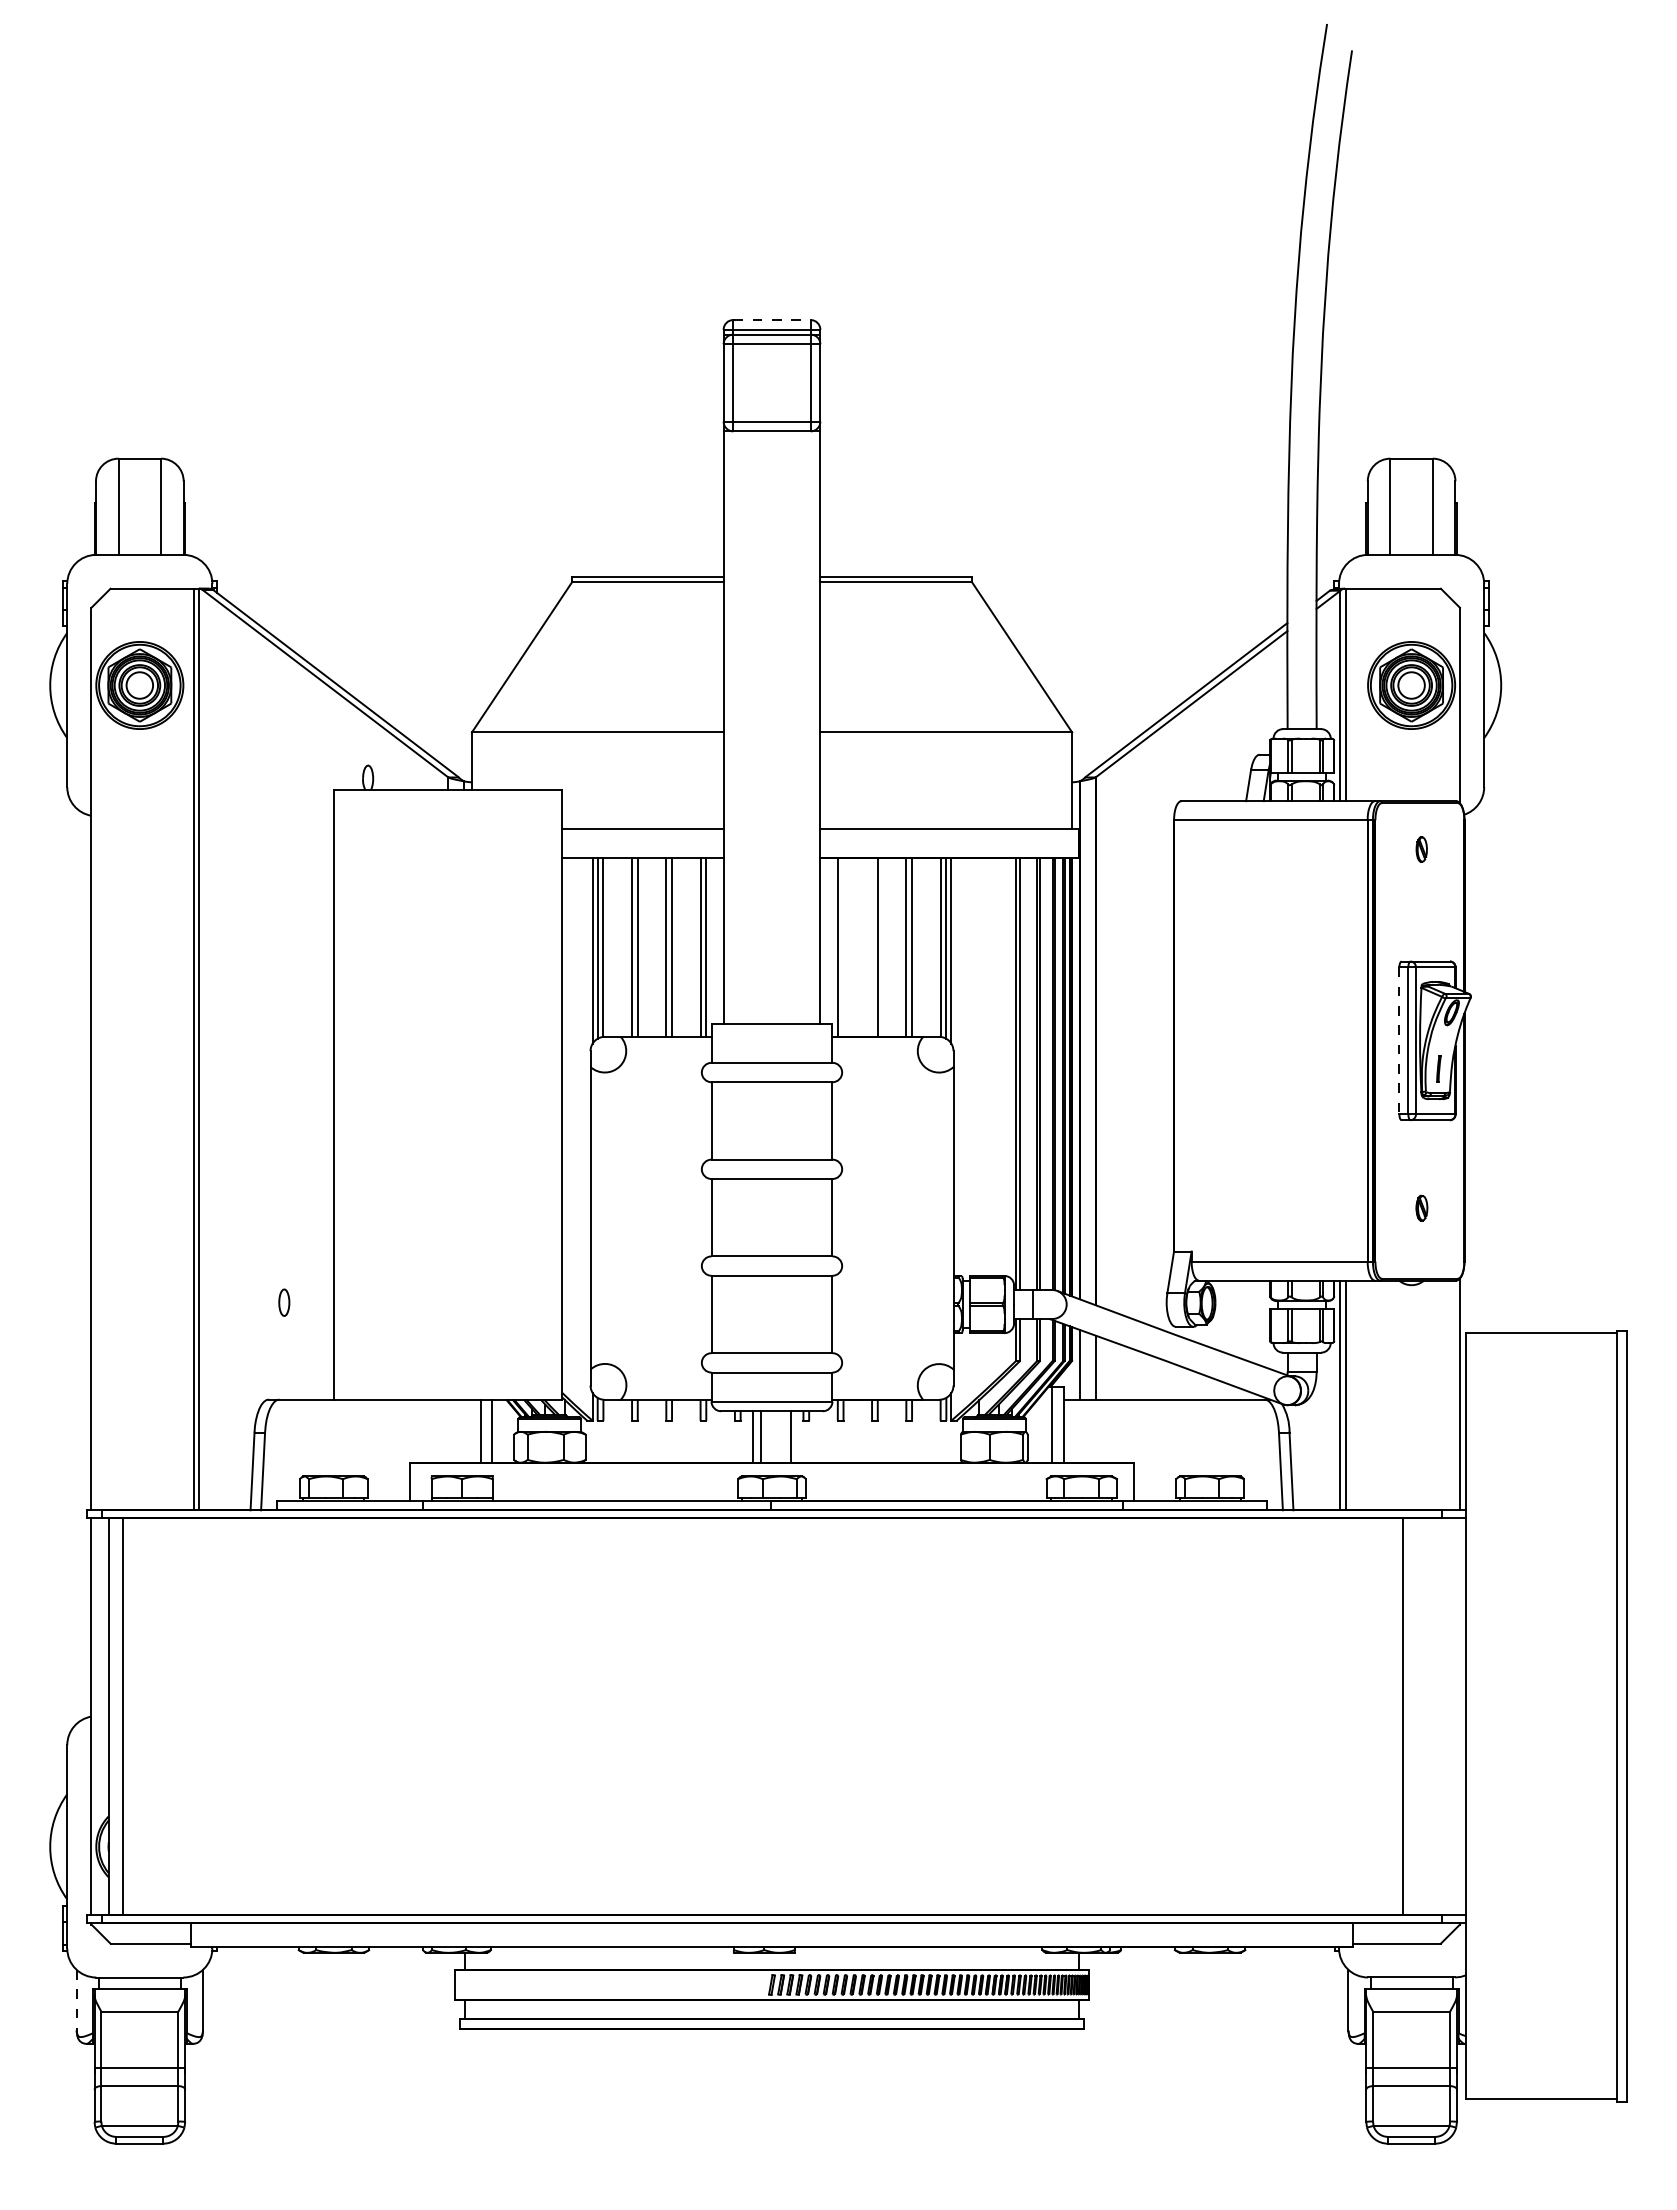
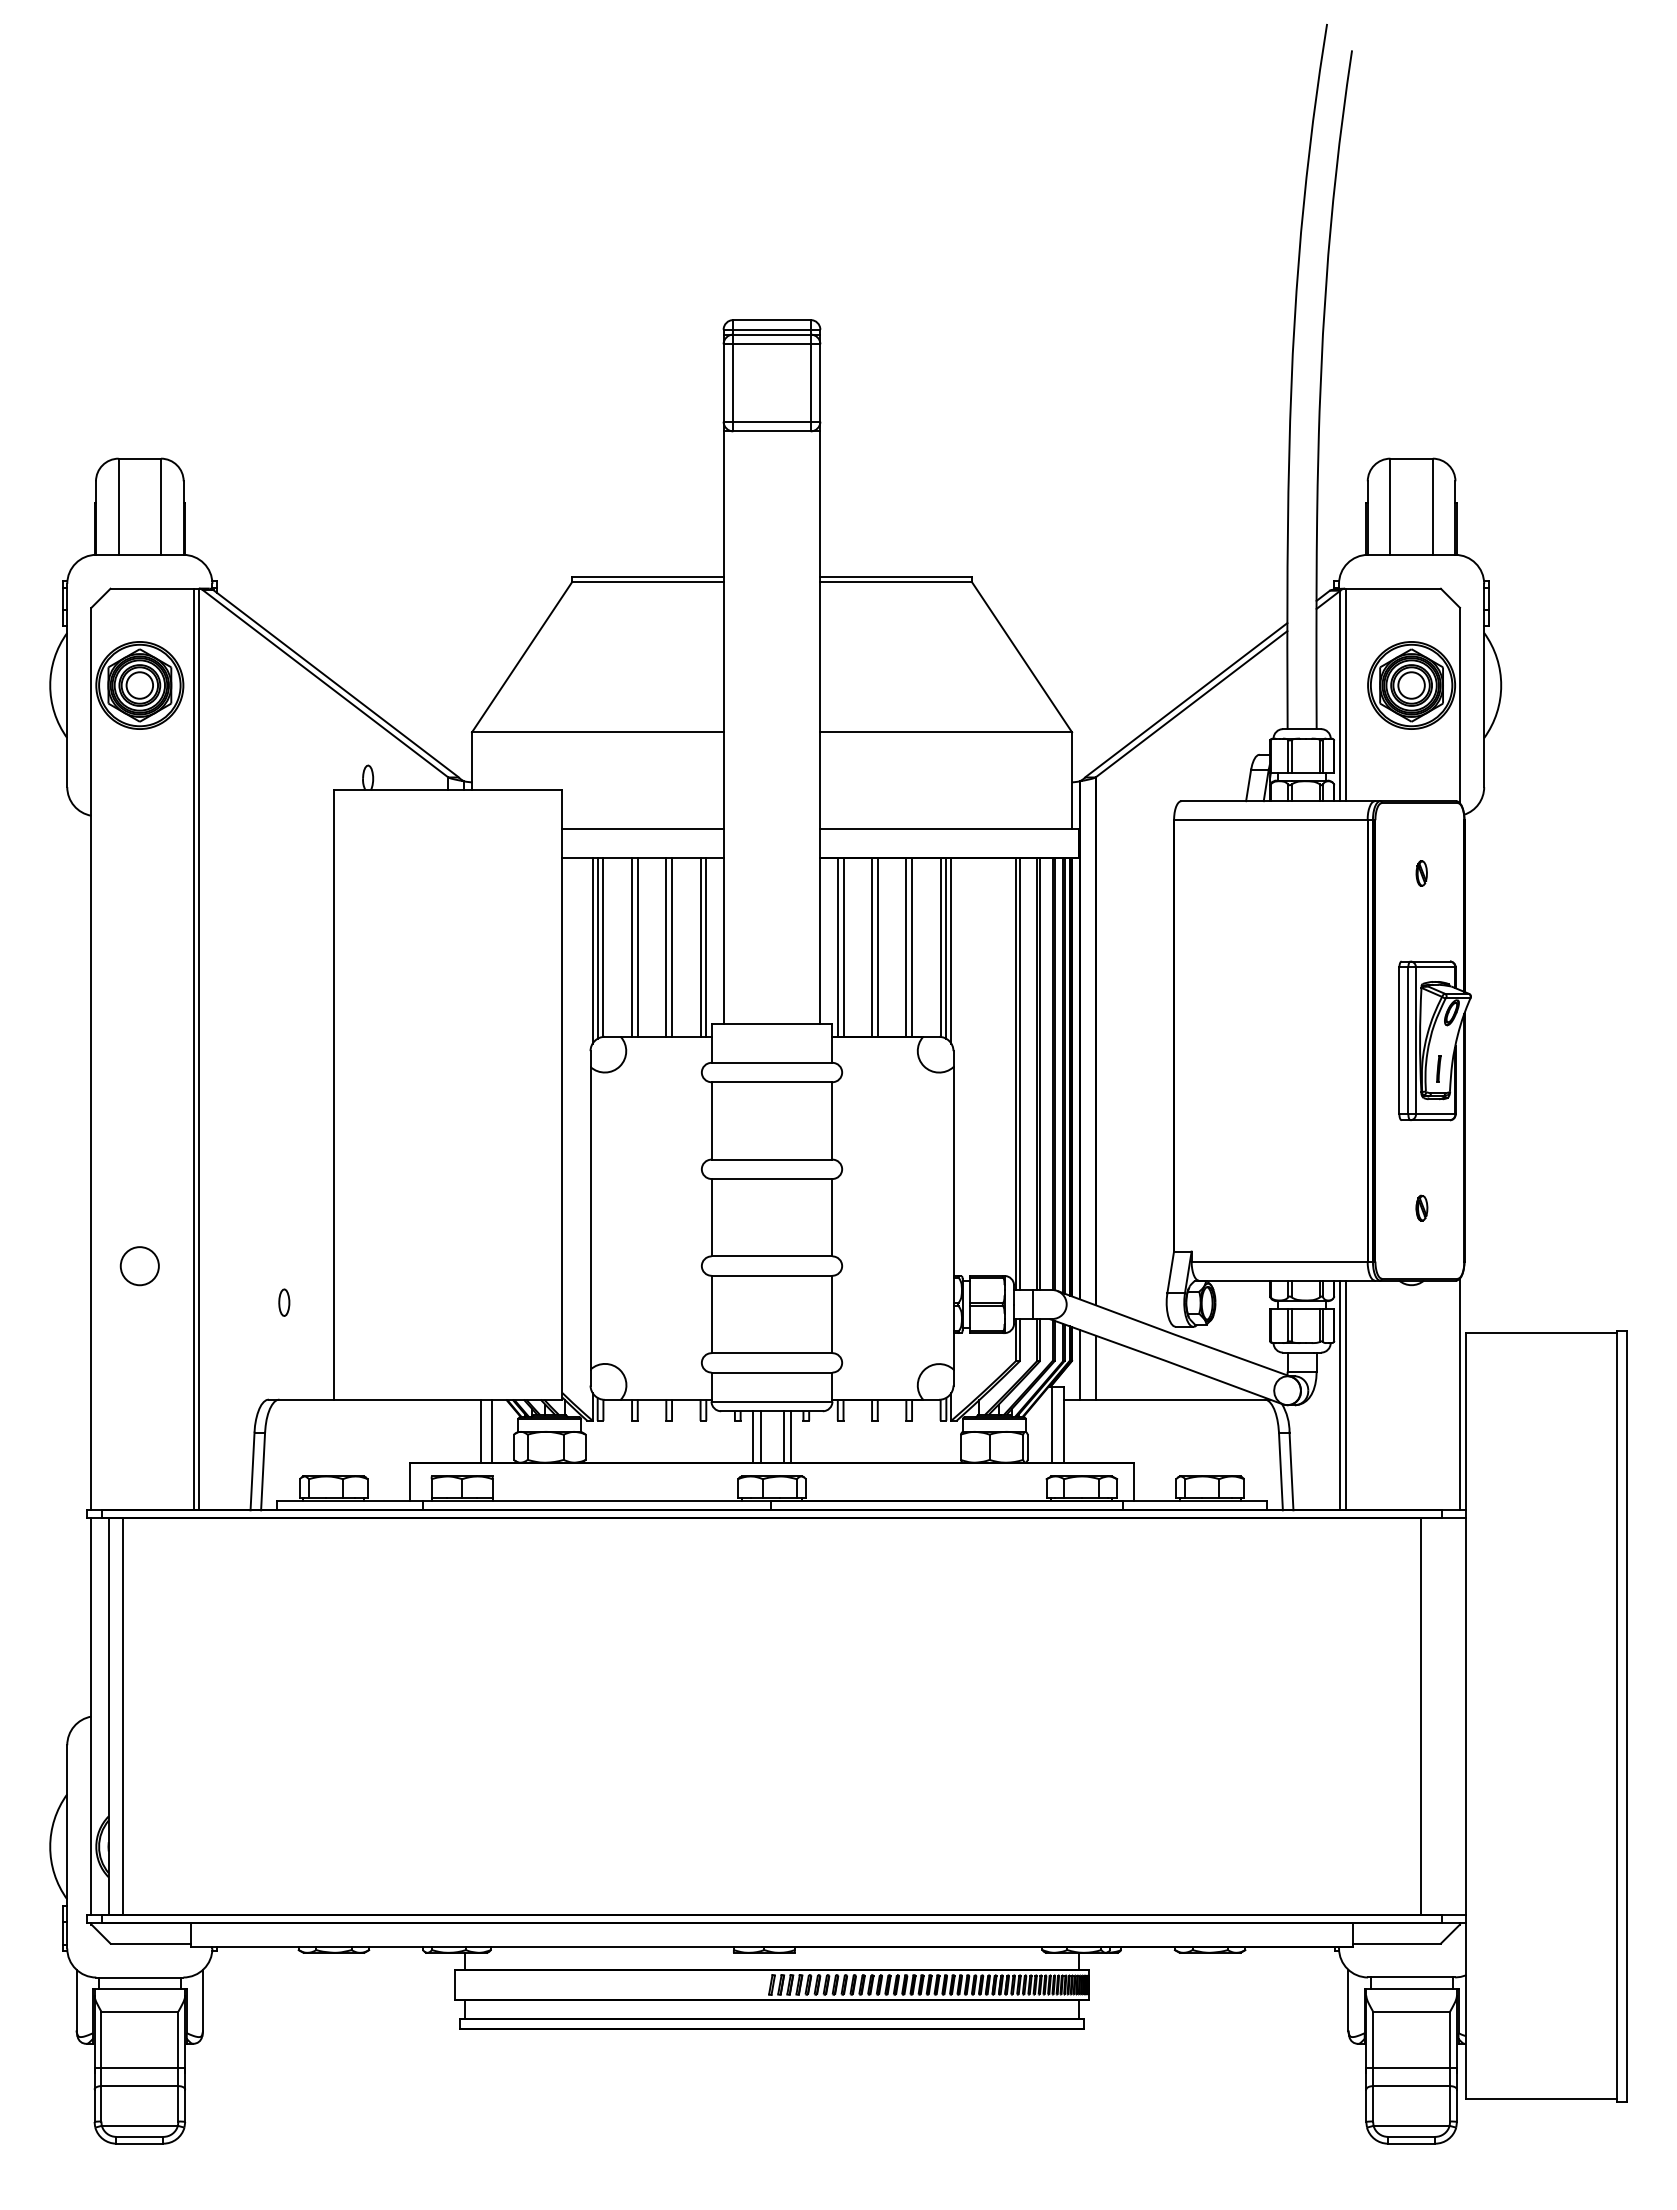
line: dashed -> solid (772, 320)
part position: (1421, 849) -> (1421, 873) (1421, 873)
line: none -> present (843, 946)
line: none -> present (872, 946)
line: dashed -> solid (1399, 1040)
circle: none -> present (139, 1266)
line: none -> present (783, 1436)
line position: (1402, 1716) -> (1420, 1716) (1420, 1716)
line: dashed -> solid (76, 2000)
